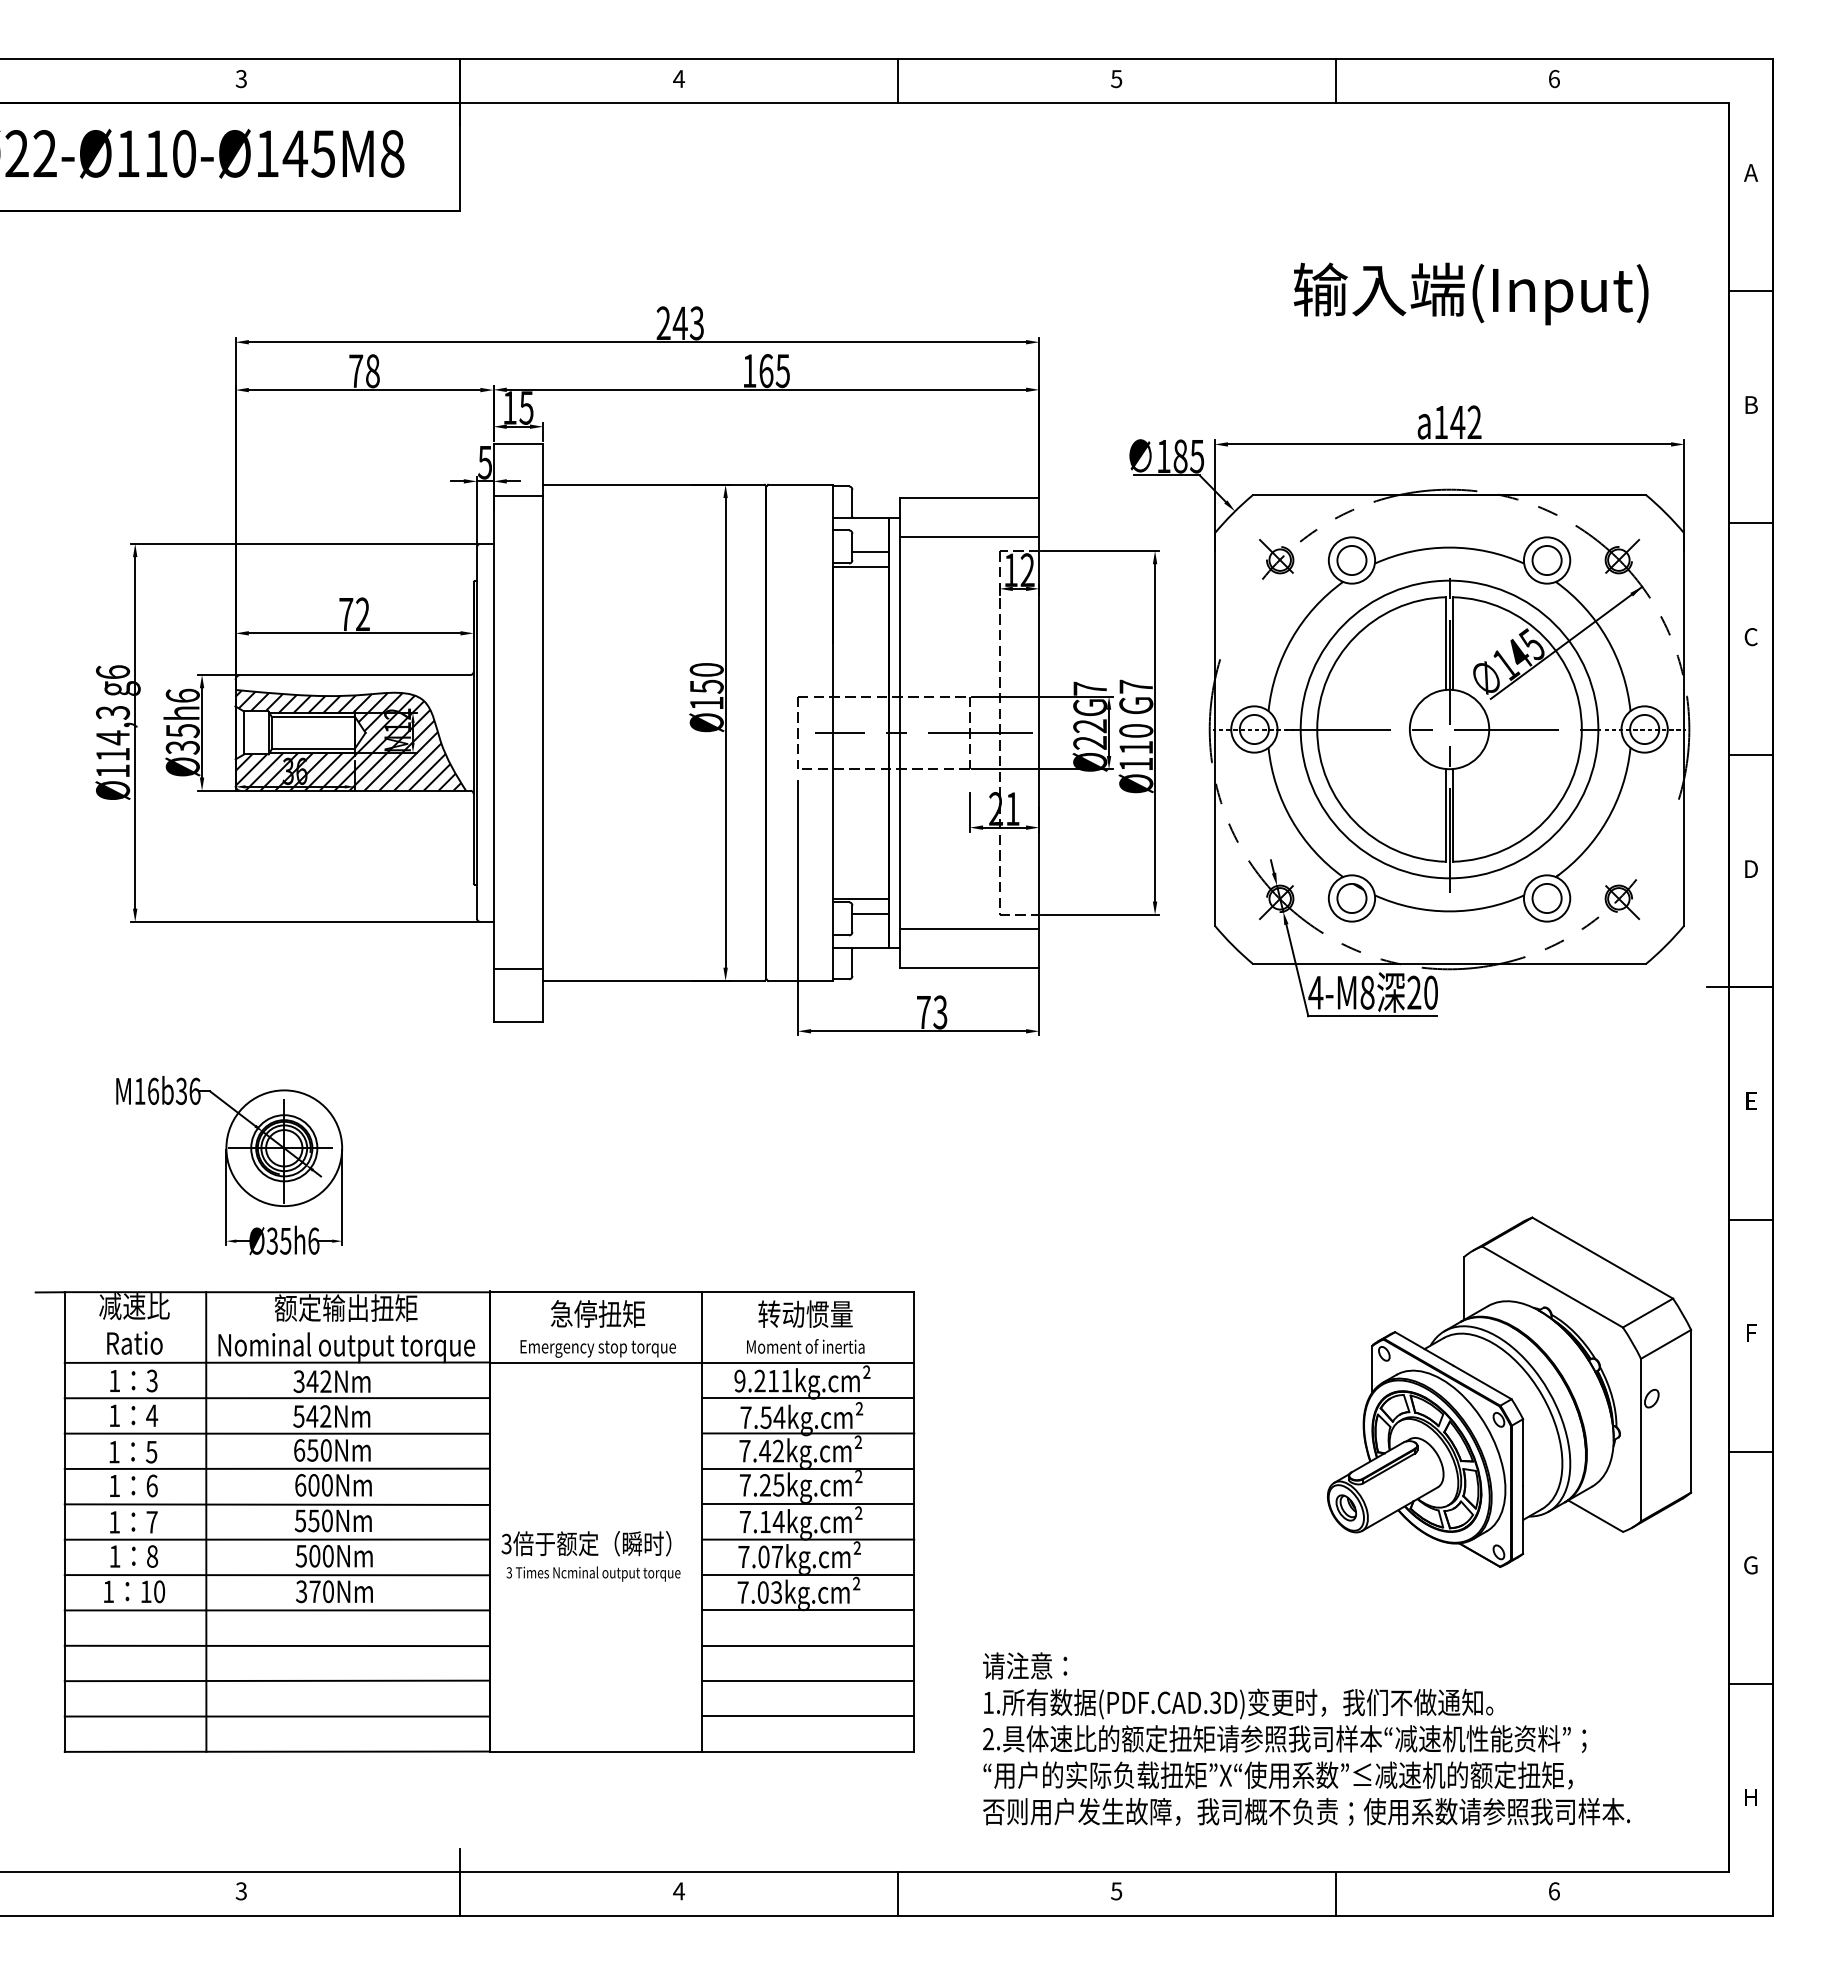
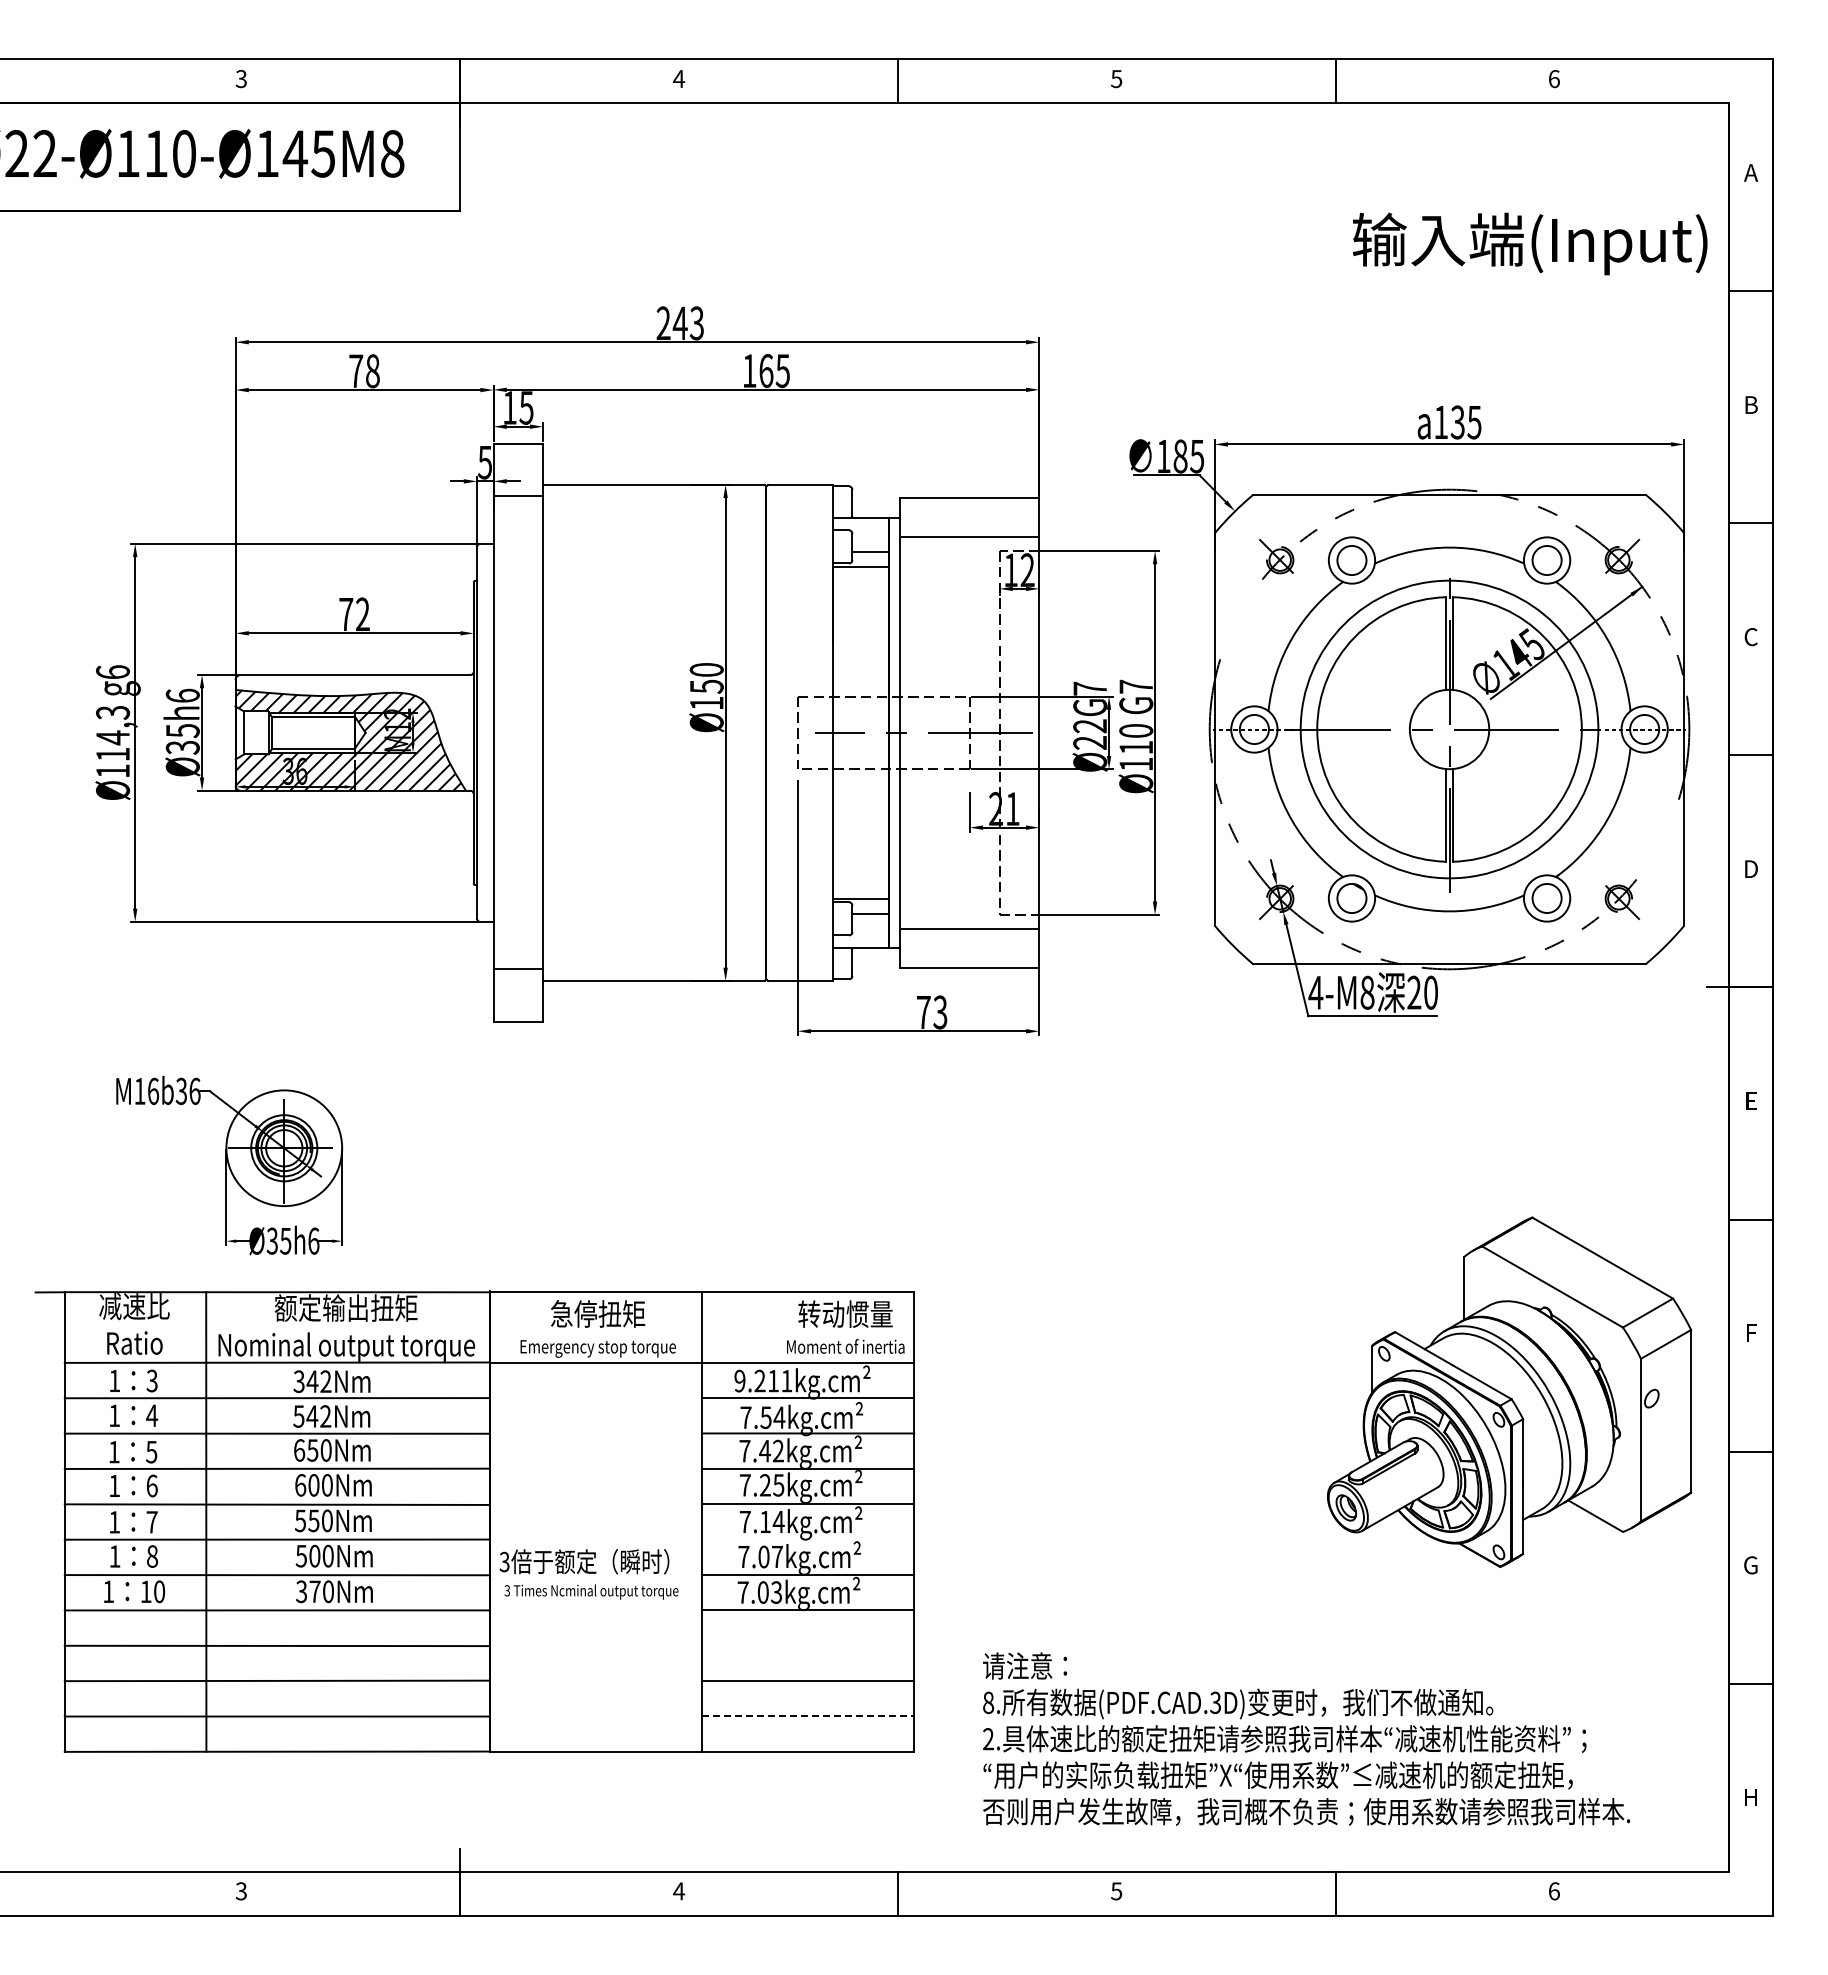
text position: (1470, 293) -> (1529, 243) (1529, 243)
text: 142 -> 135 (1465, 422)
text position: (805, 1326) -> (845, 1326) (845, 1326)
line: present -> none (808, 1539)
text position: (590, 1556) -> (588, 1574) (588, 1574)
line: present -> none (808, 1645)
text: 1. -> 8. (988, 1702)
line: solid -> dashed (808, 1716)
